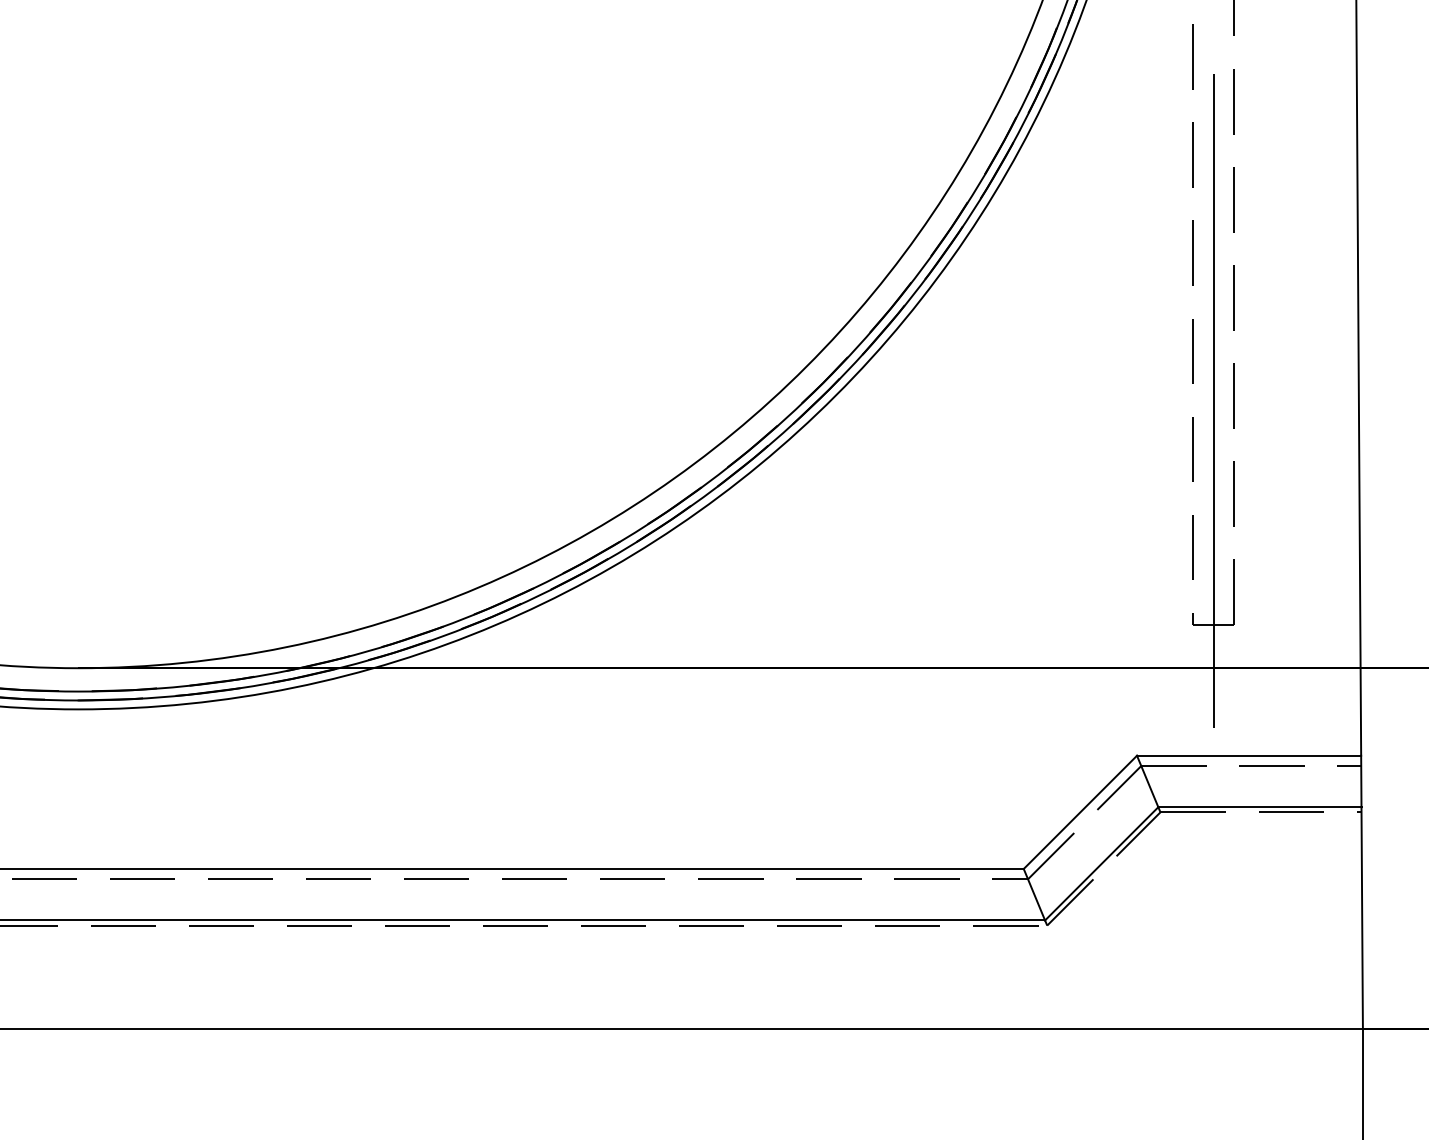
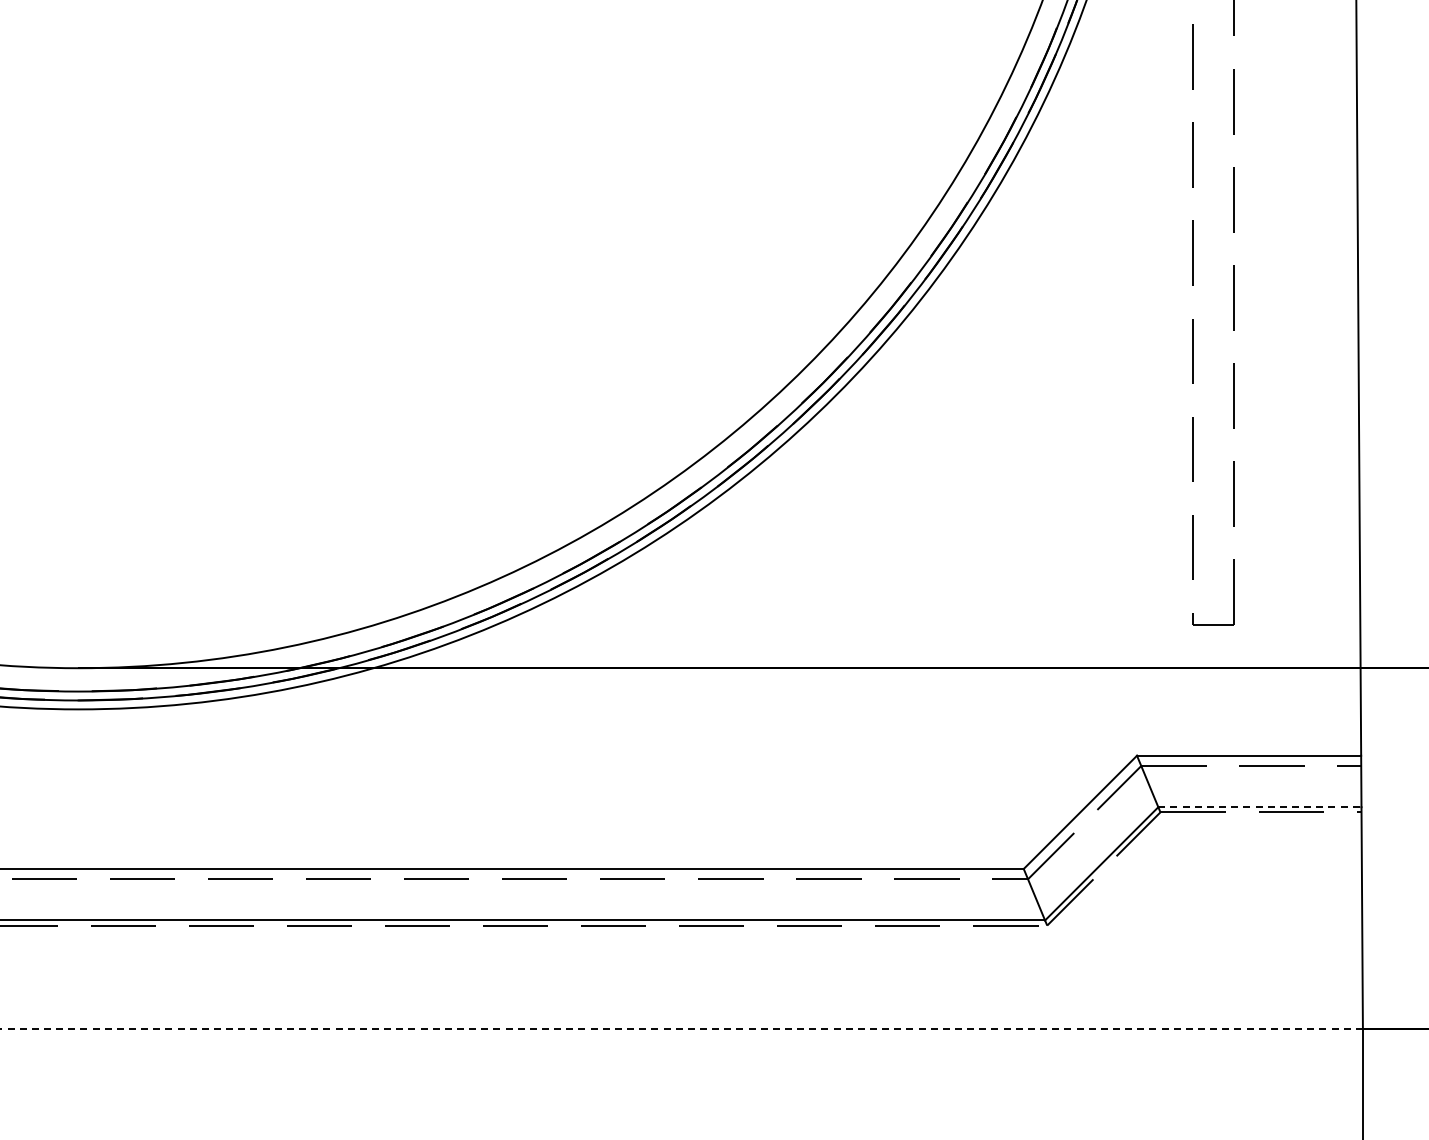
line: present -> none (1213, 364)
line: solid -> dashed (1259, 807)
line: solid -> dashed (680, 1028)
